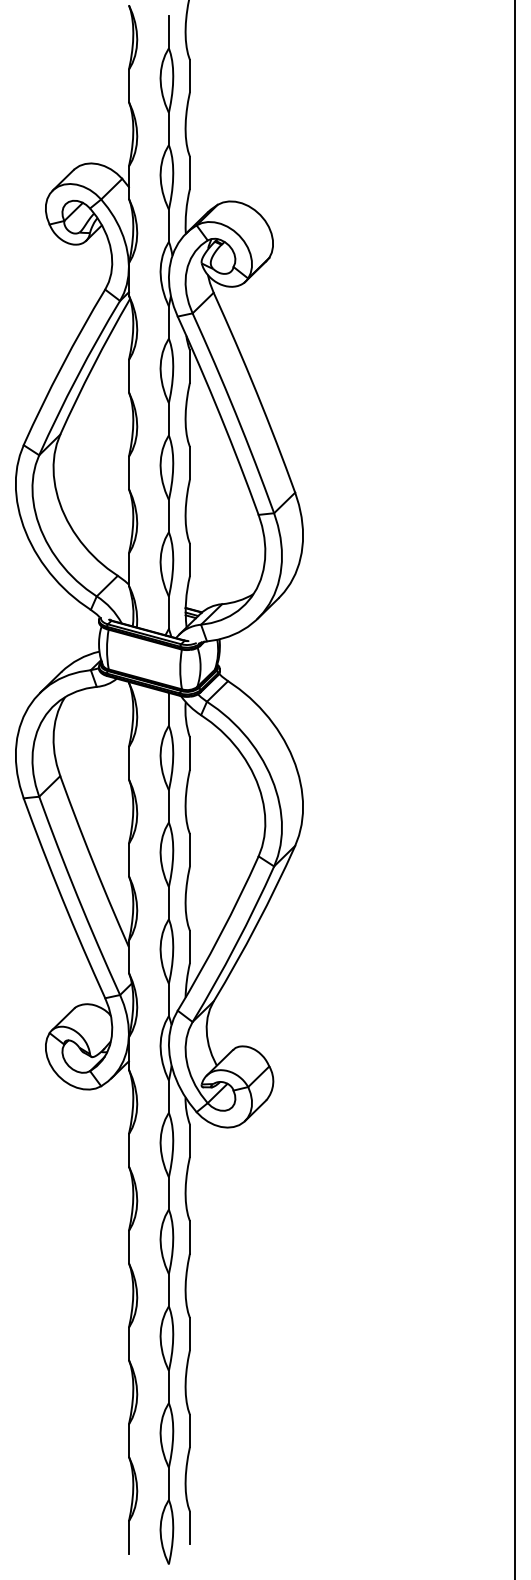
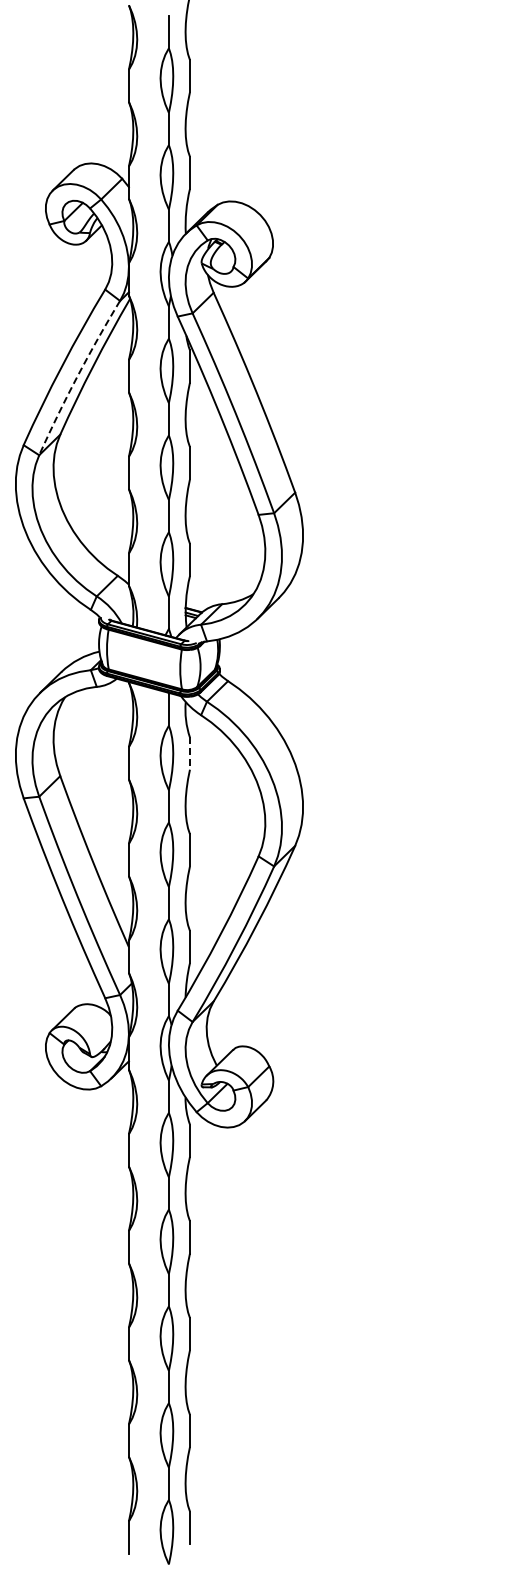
arc: solid -> dashed (77, 376)
line: solid -> dashed (189, 754)
line: present -> none (515, 789)
